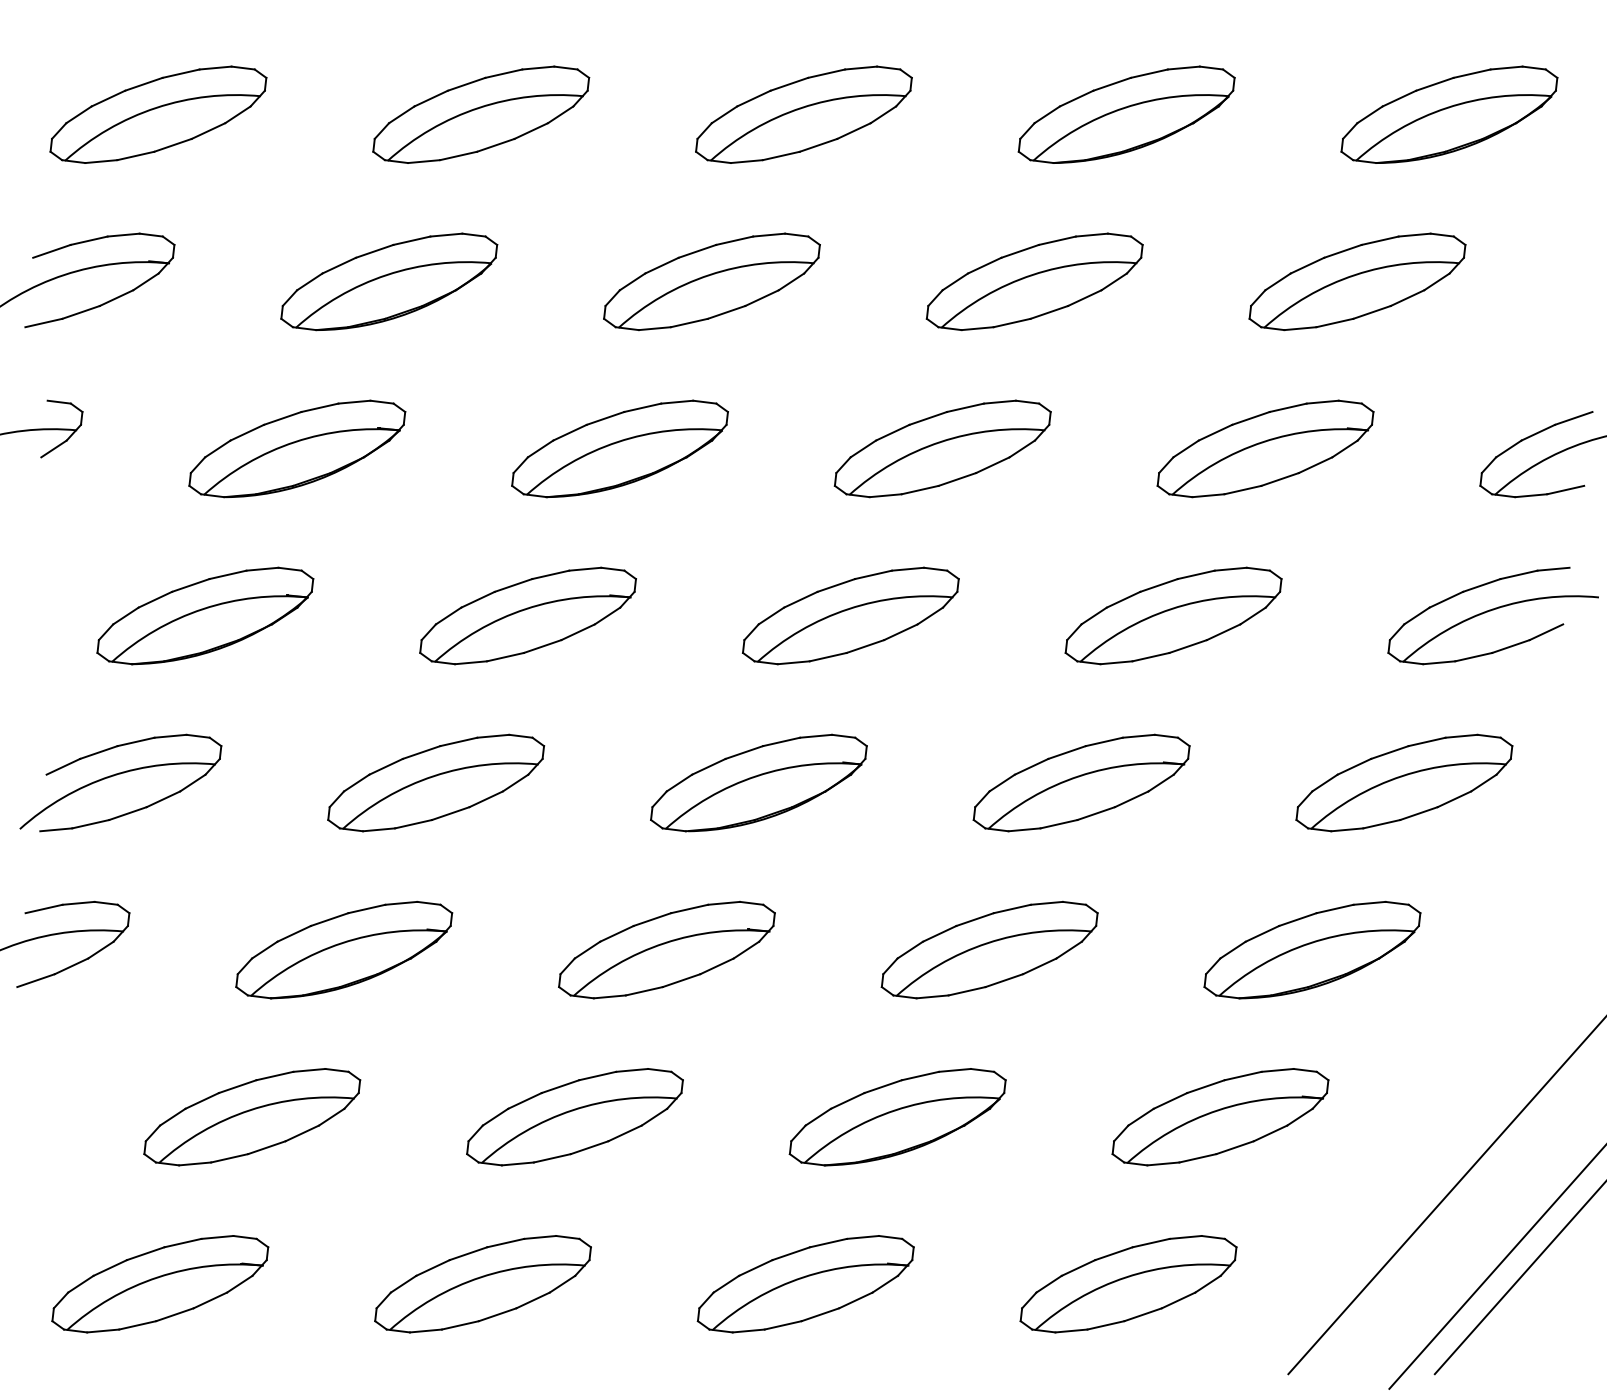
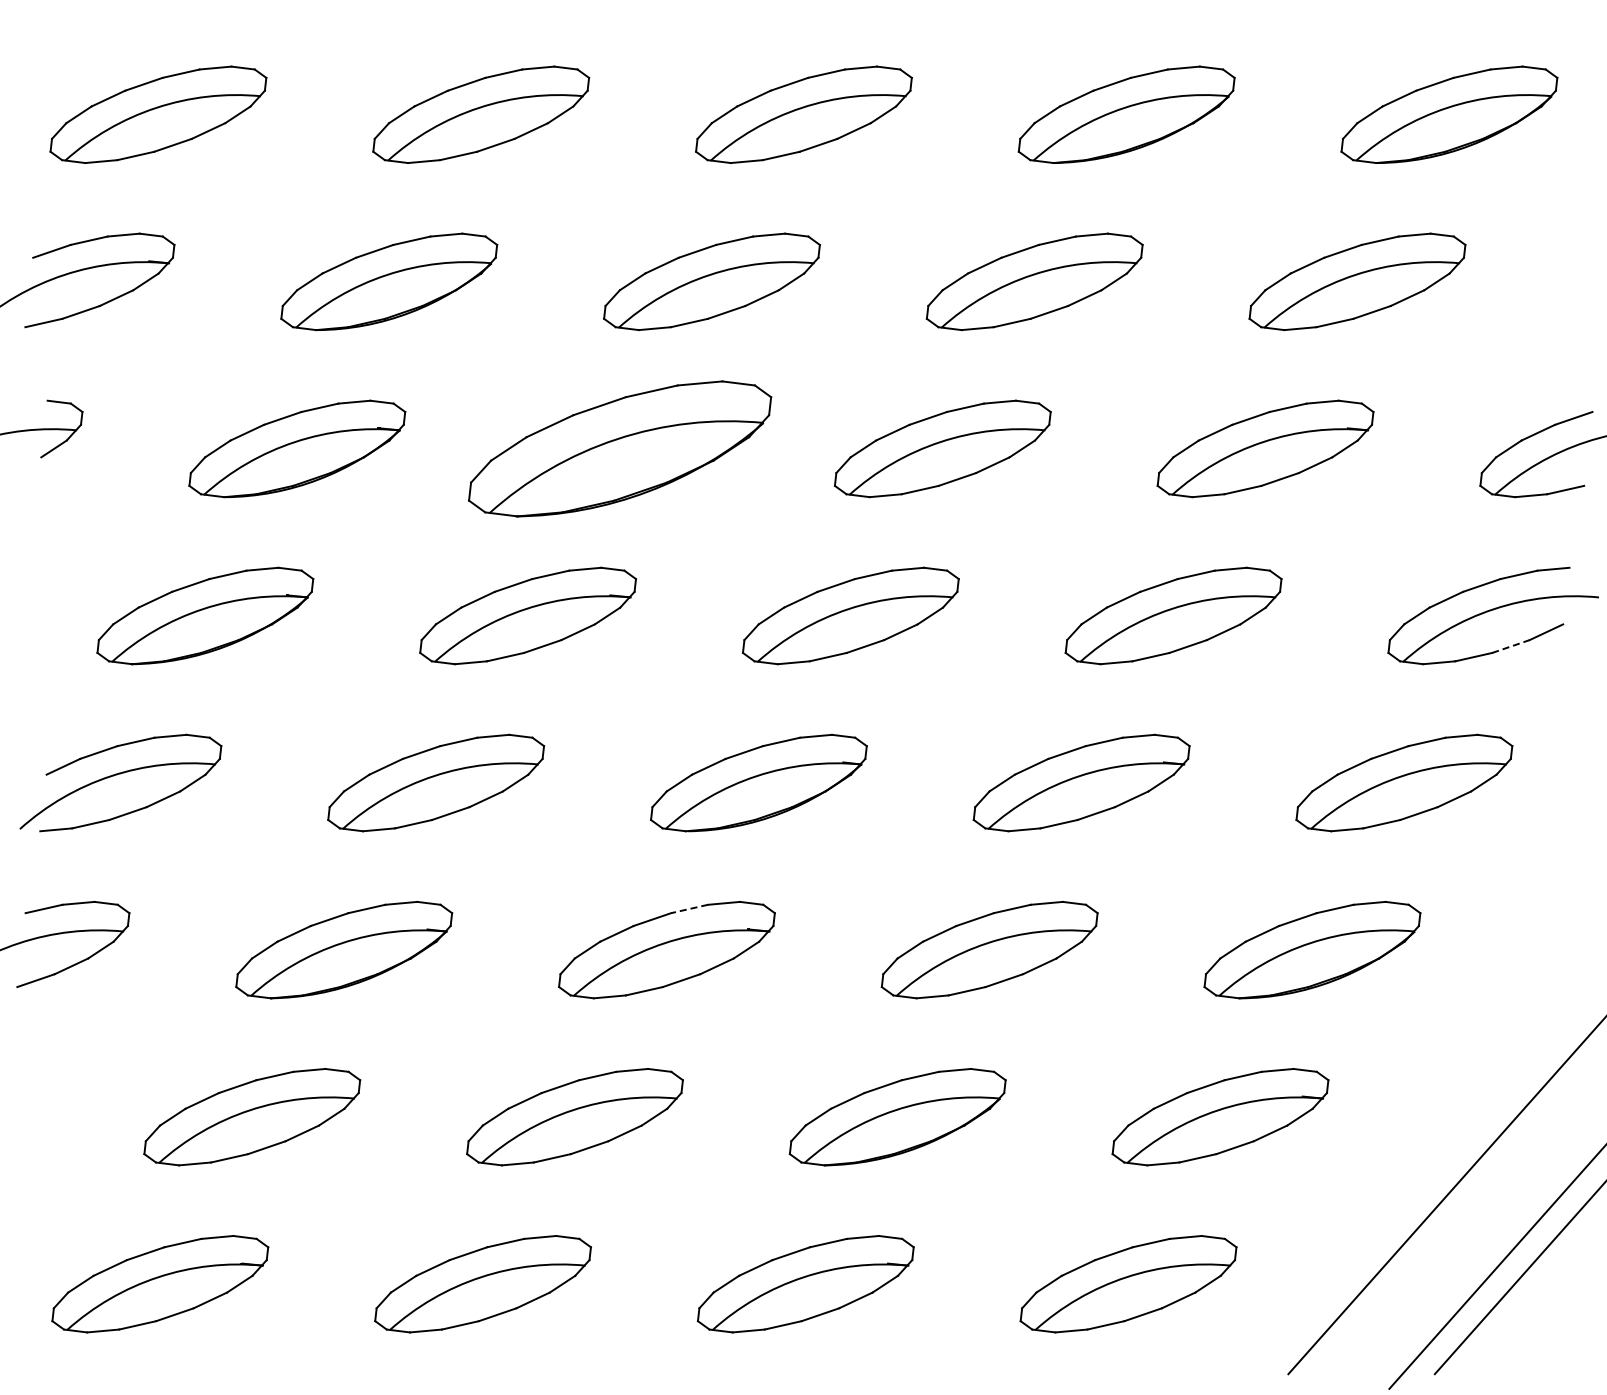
part size: 218x100 px -> 305x138 px (620, 448)
line: solid -> dashed (1510, 646)
line: solid -> dashed (689, 908)
